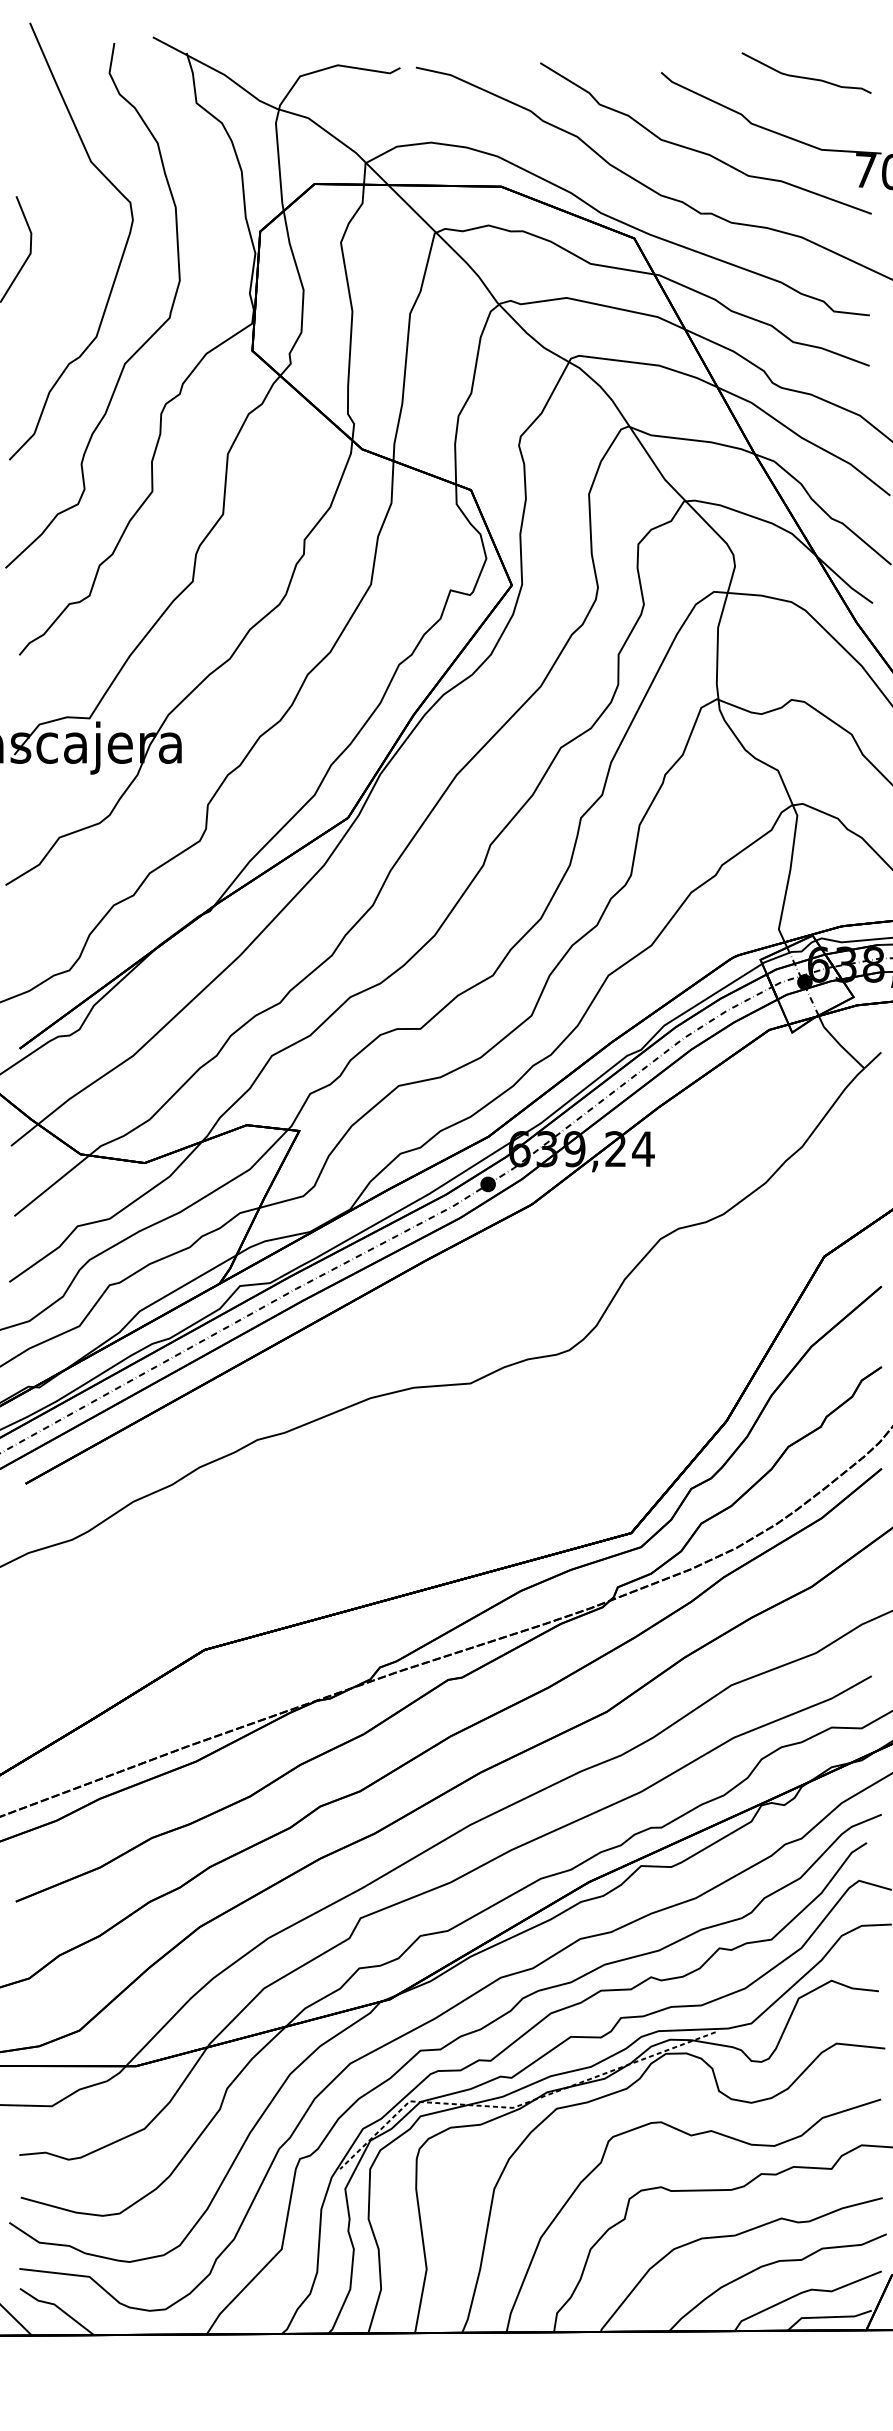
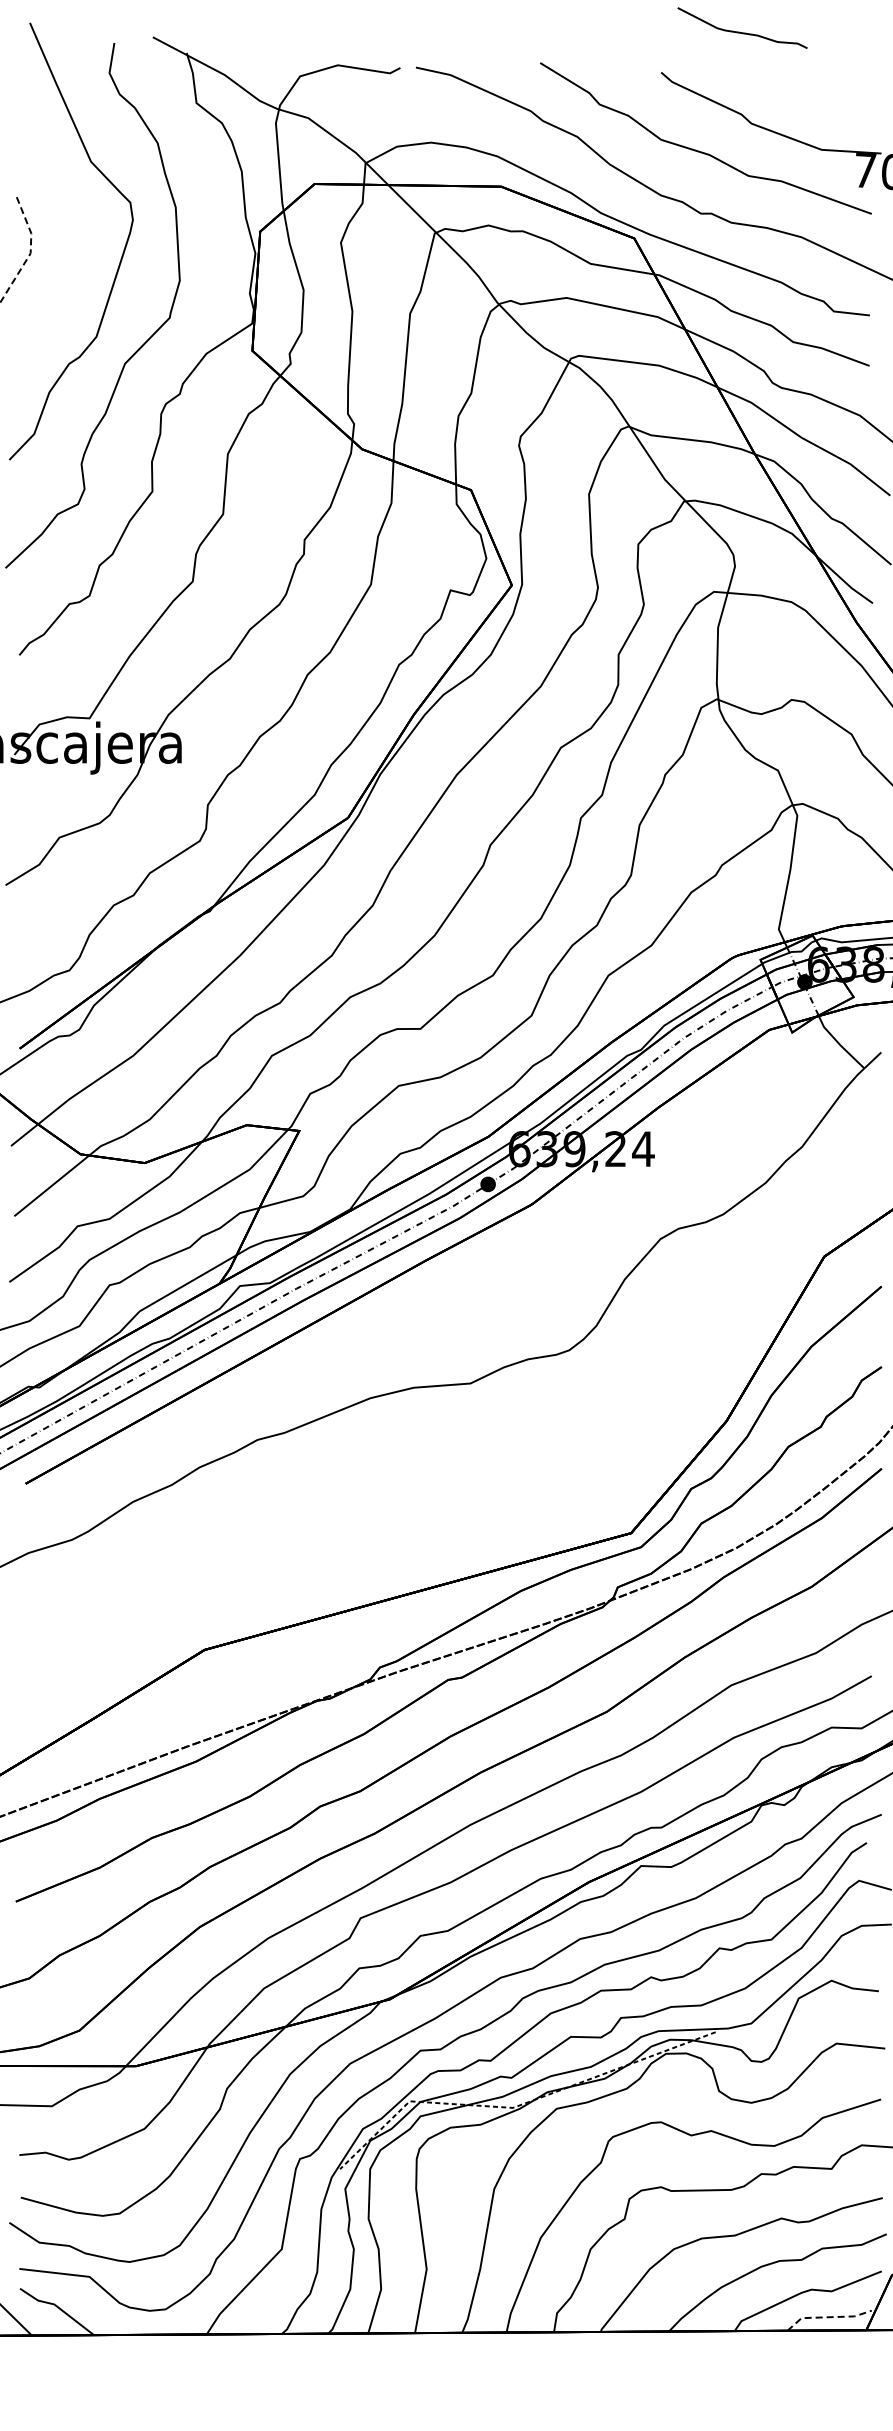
curve position: (803, 76) -> (739, 31) (739, 31)
line: solid -> dashed (30, 251)
line: solid -> dashed (828, 2317)
